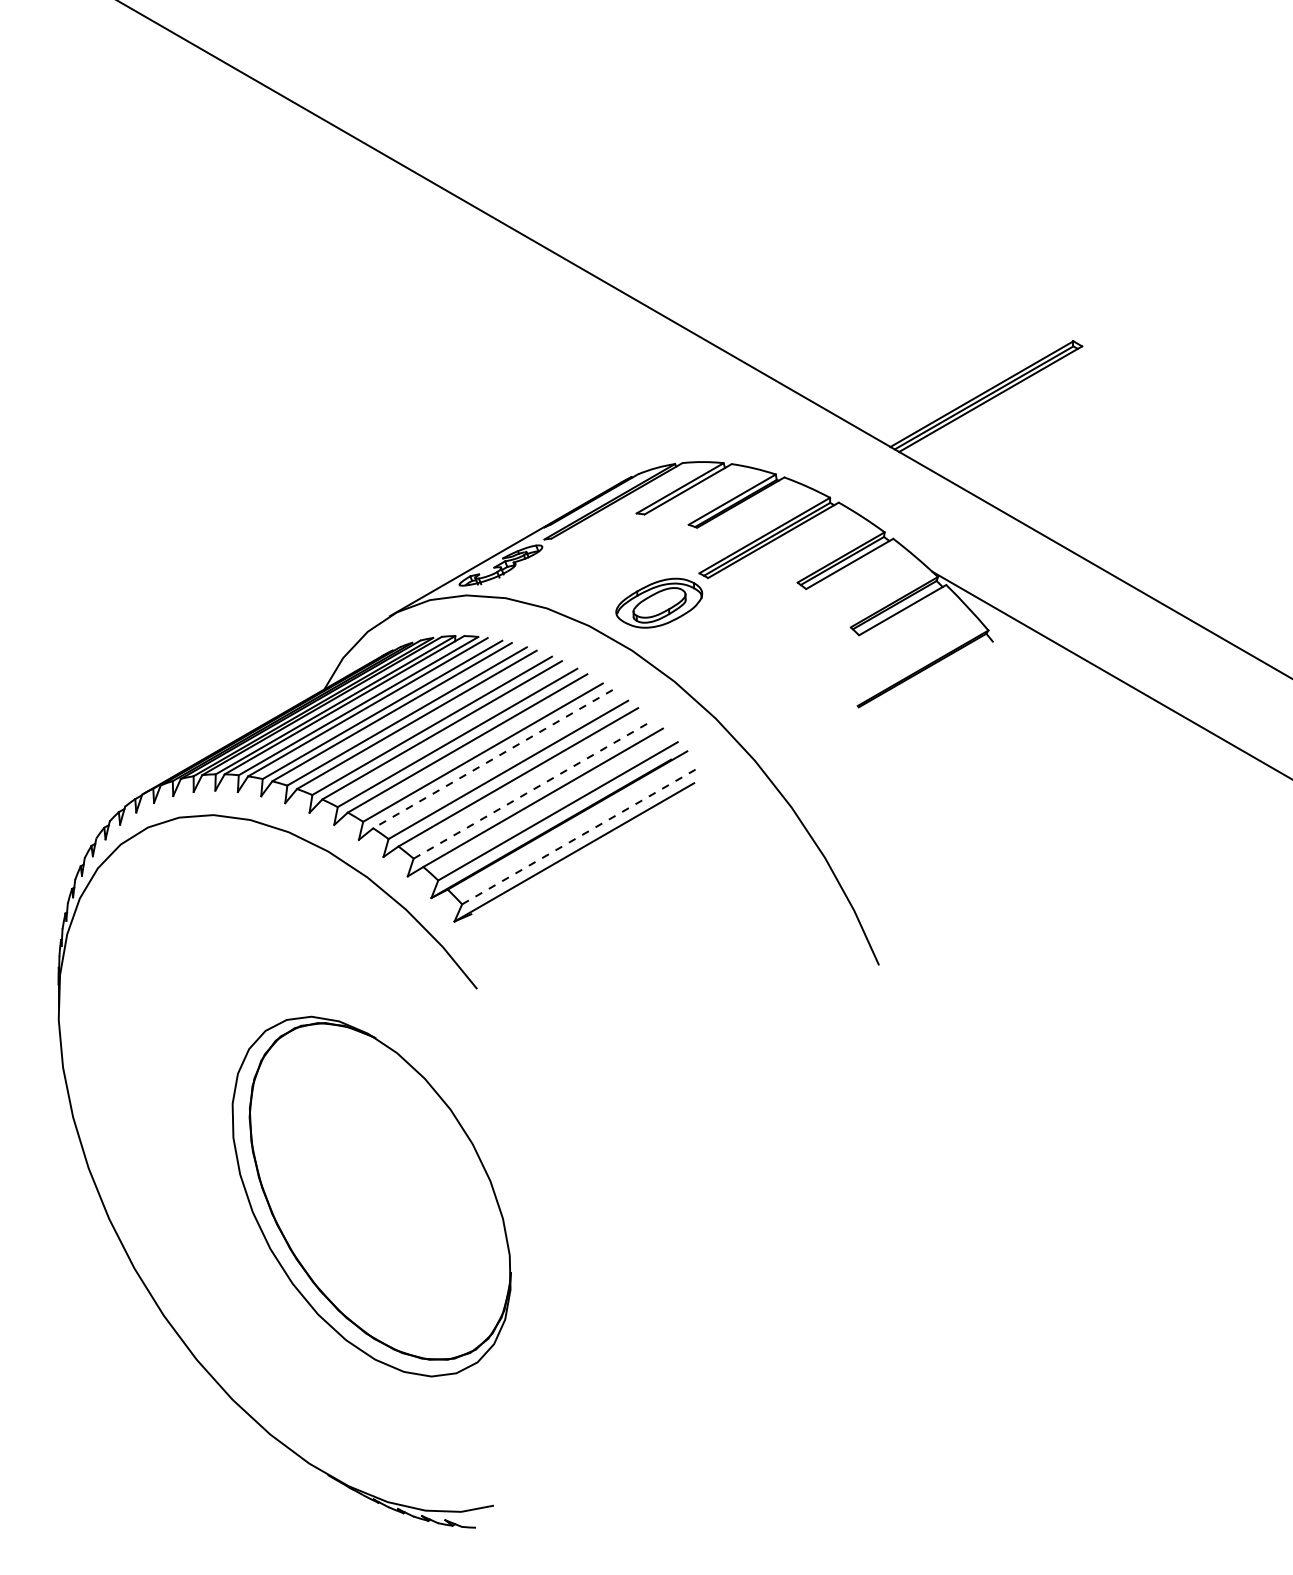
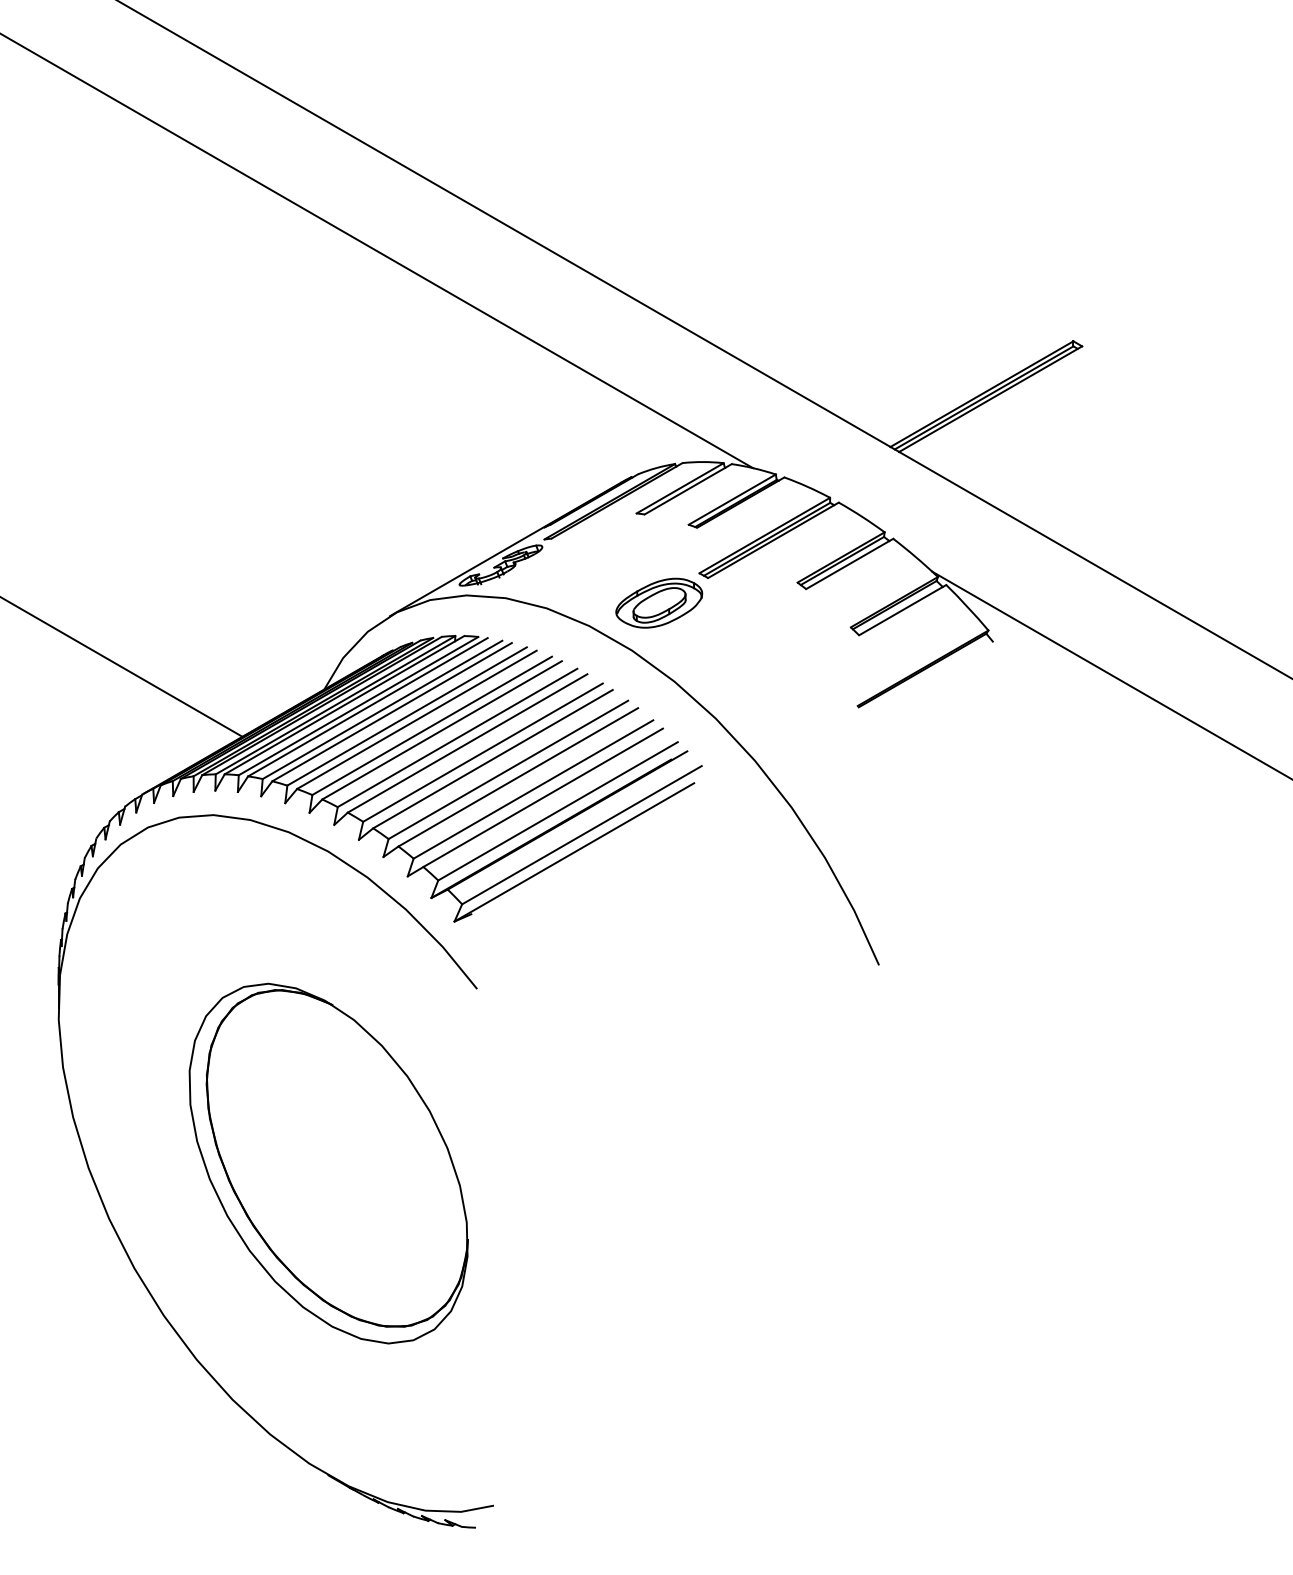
line: none -> present (377, 251)
line: none -> present (122, 667)
line: dashed -> solid (492, 759)
line: dashed -> solid (533, 789)
line: dashed -> solid (582, 834)
part position: (371, 1196) -> (328, 1163) (328, 1163)
